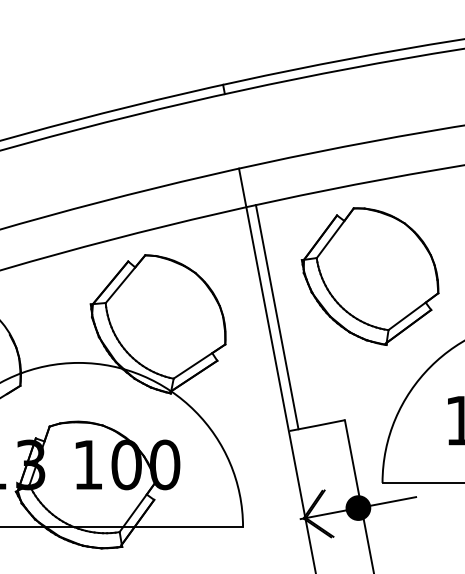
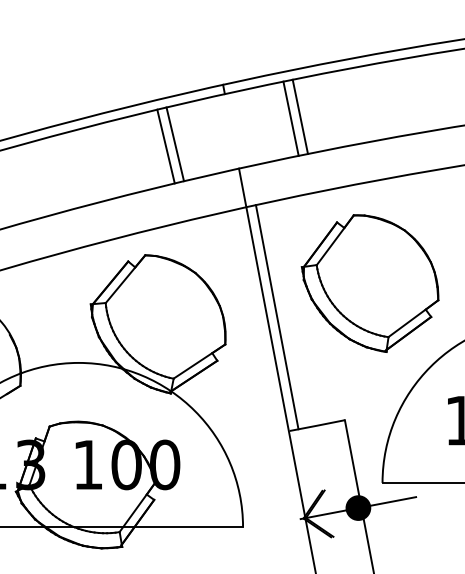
line: none -> present (299, 116)
line: none -> present (290, 118)
line: none -> present (175, 144)
line: none -> present (165, 146)
part position: (369, 276) -> (369, 283) (369, 283)
